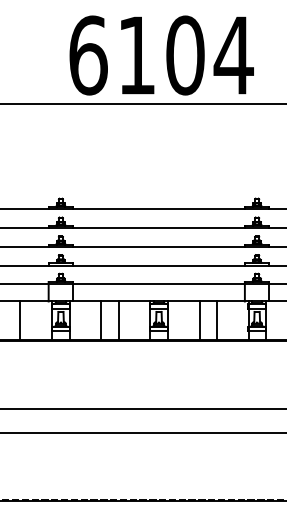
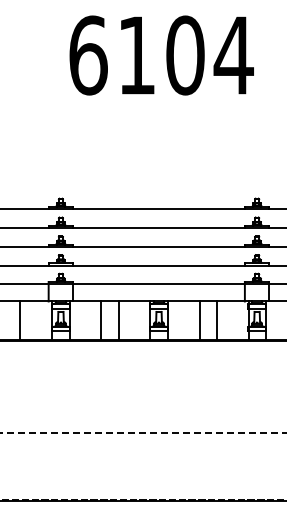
line: present -> none (142, 103)
line: present -> none (142, 408)
line: solid -> dashed (143, 433)
